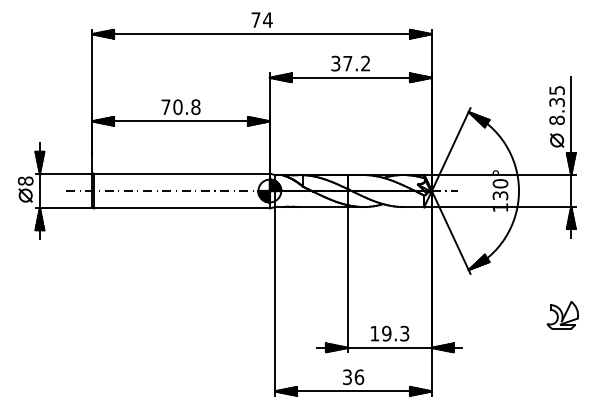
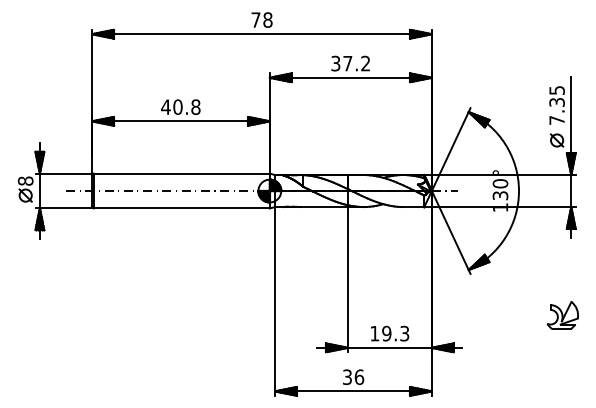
text: 74 -> 78 (267, 19)
text: 70.8 -> 40.8 (165, 106)
text: 8.35 -> 7.35 (556, 119)
